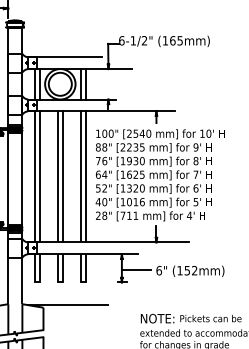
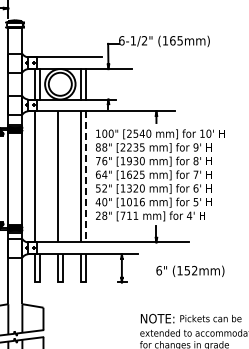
line: present -> none (39, 176)
line: present -> none (62, 176)
line: solid -> dashed (85, 176)
line: present -> none (136, 270)
line: present -> none (67, 305)
